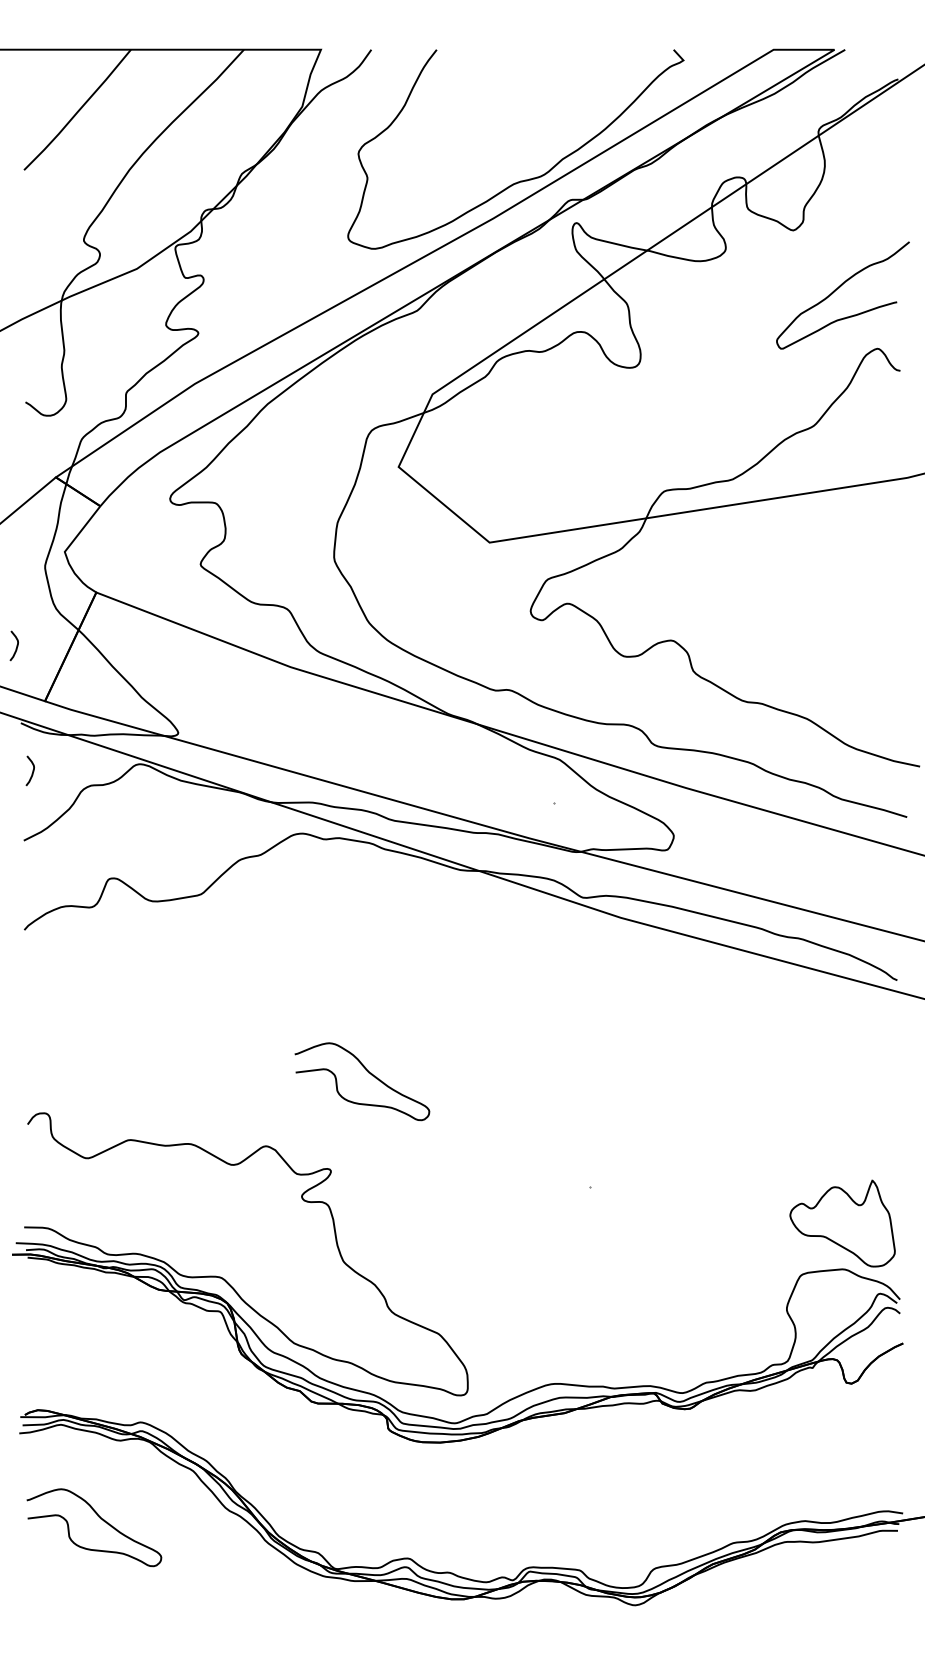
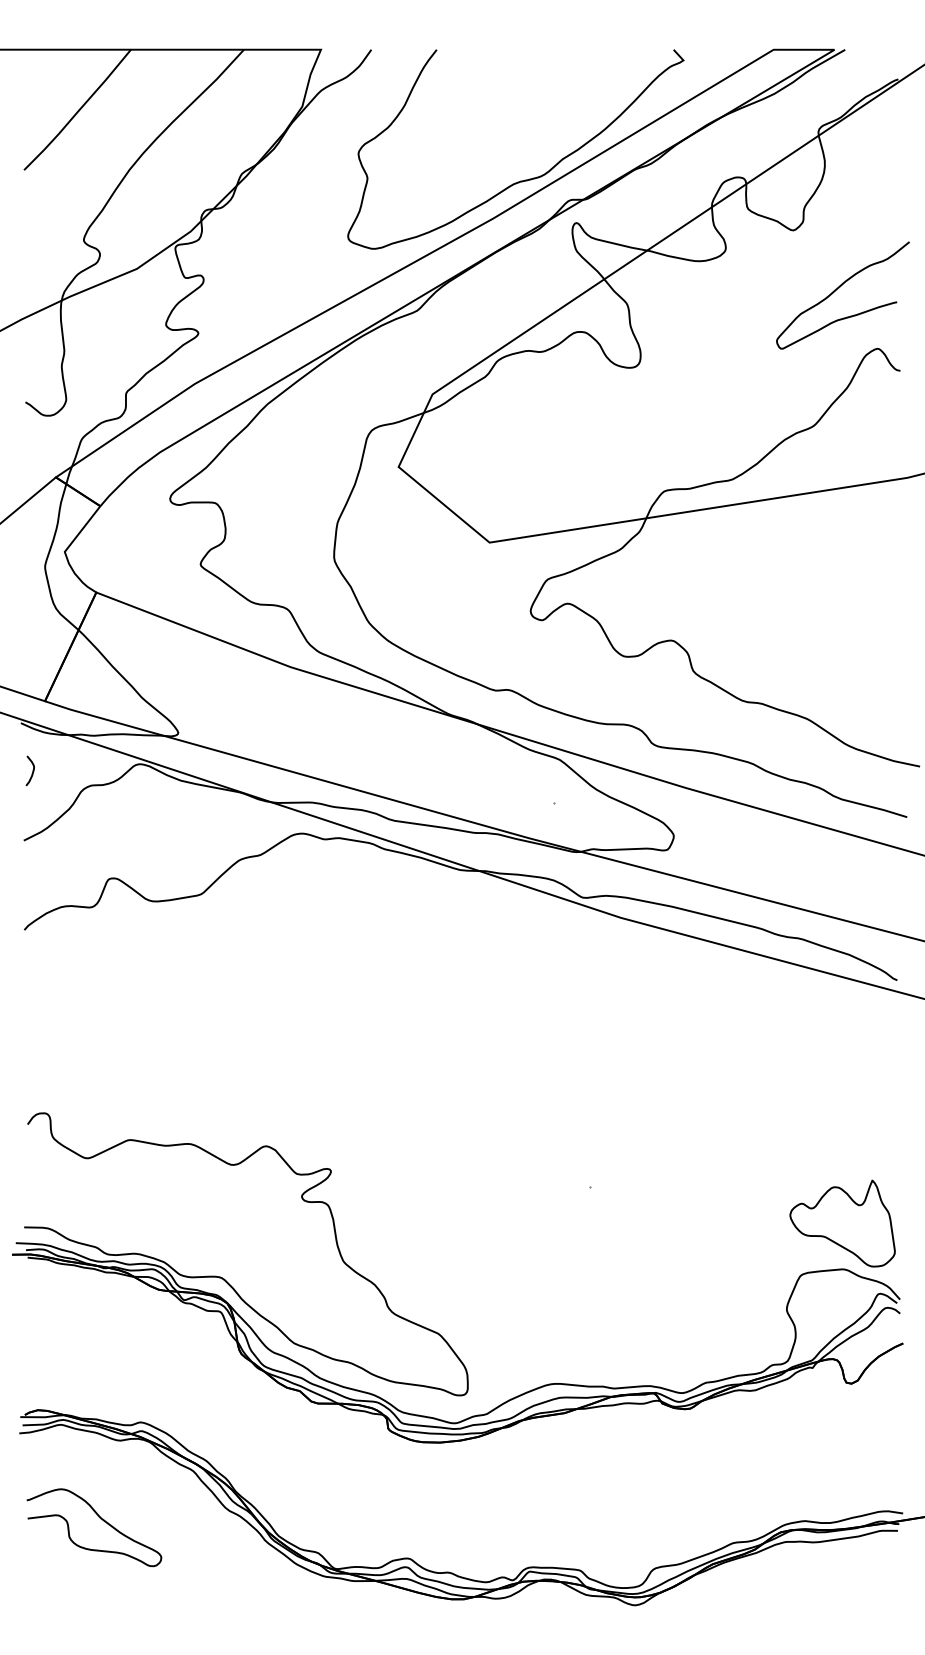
curve: present -> none (16, 645)
curve: present -> none (368, 1073)
